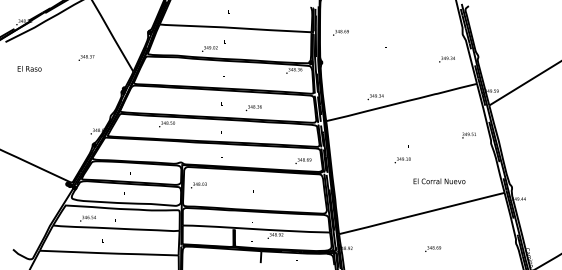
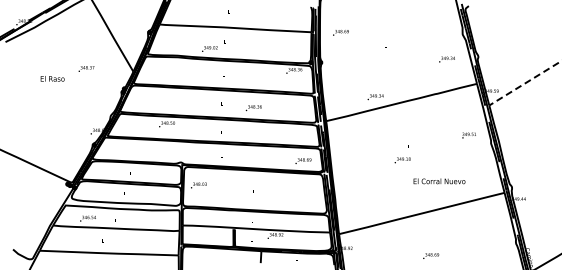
text position: (86, 57) -> (86, 68) (86, 68)
text position: (29, 68) -> (52, 78) (52, 78)
line: solid -> dashed (524, 83)
text position: (433, 248) -> (431, 255) (431, 255)
